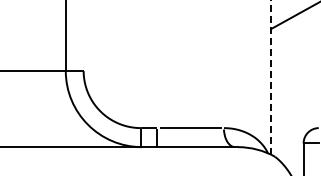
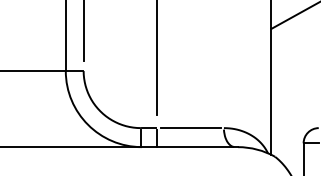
line: none -> present (83, 31)
line: none -> present (157, 58)
line: dashed -> solid (271, 76)
